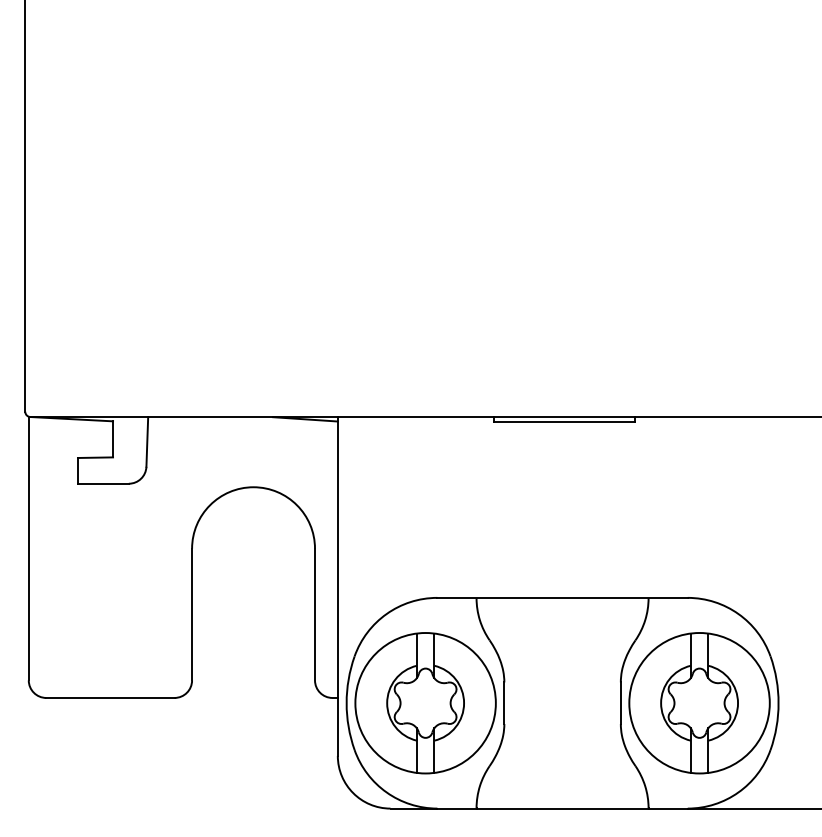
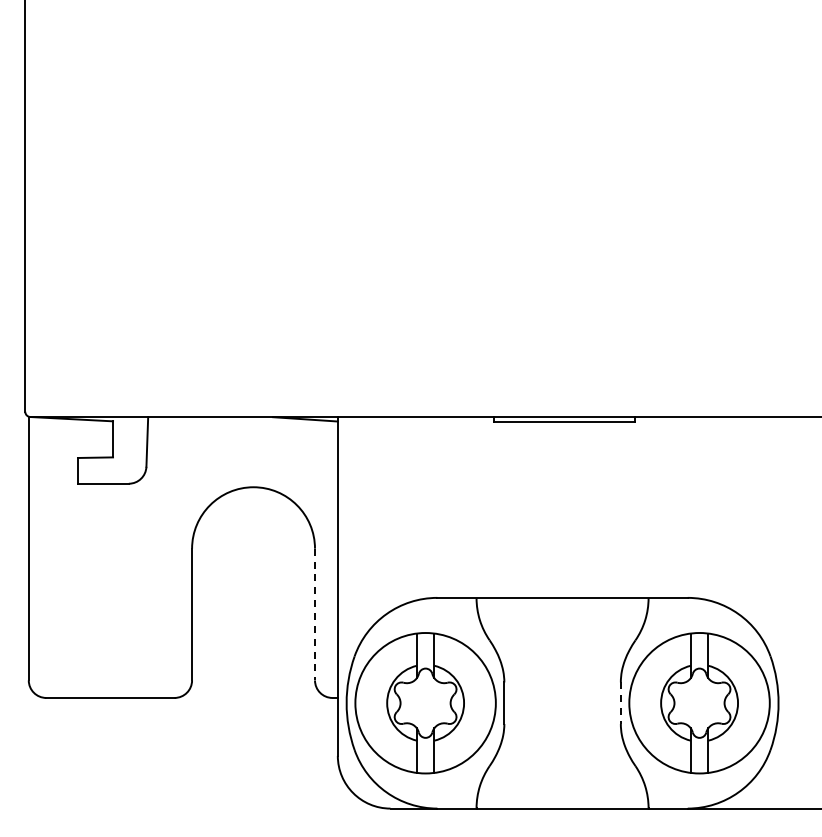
line: solid -> dashed (315, 614)
line: solid -> dashed (620, 703)
